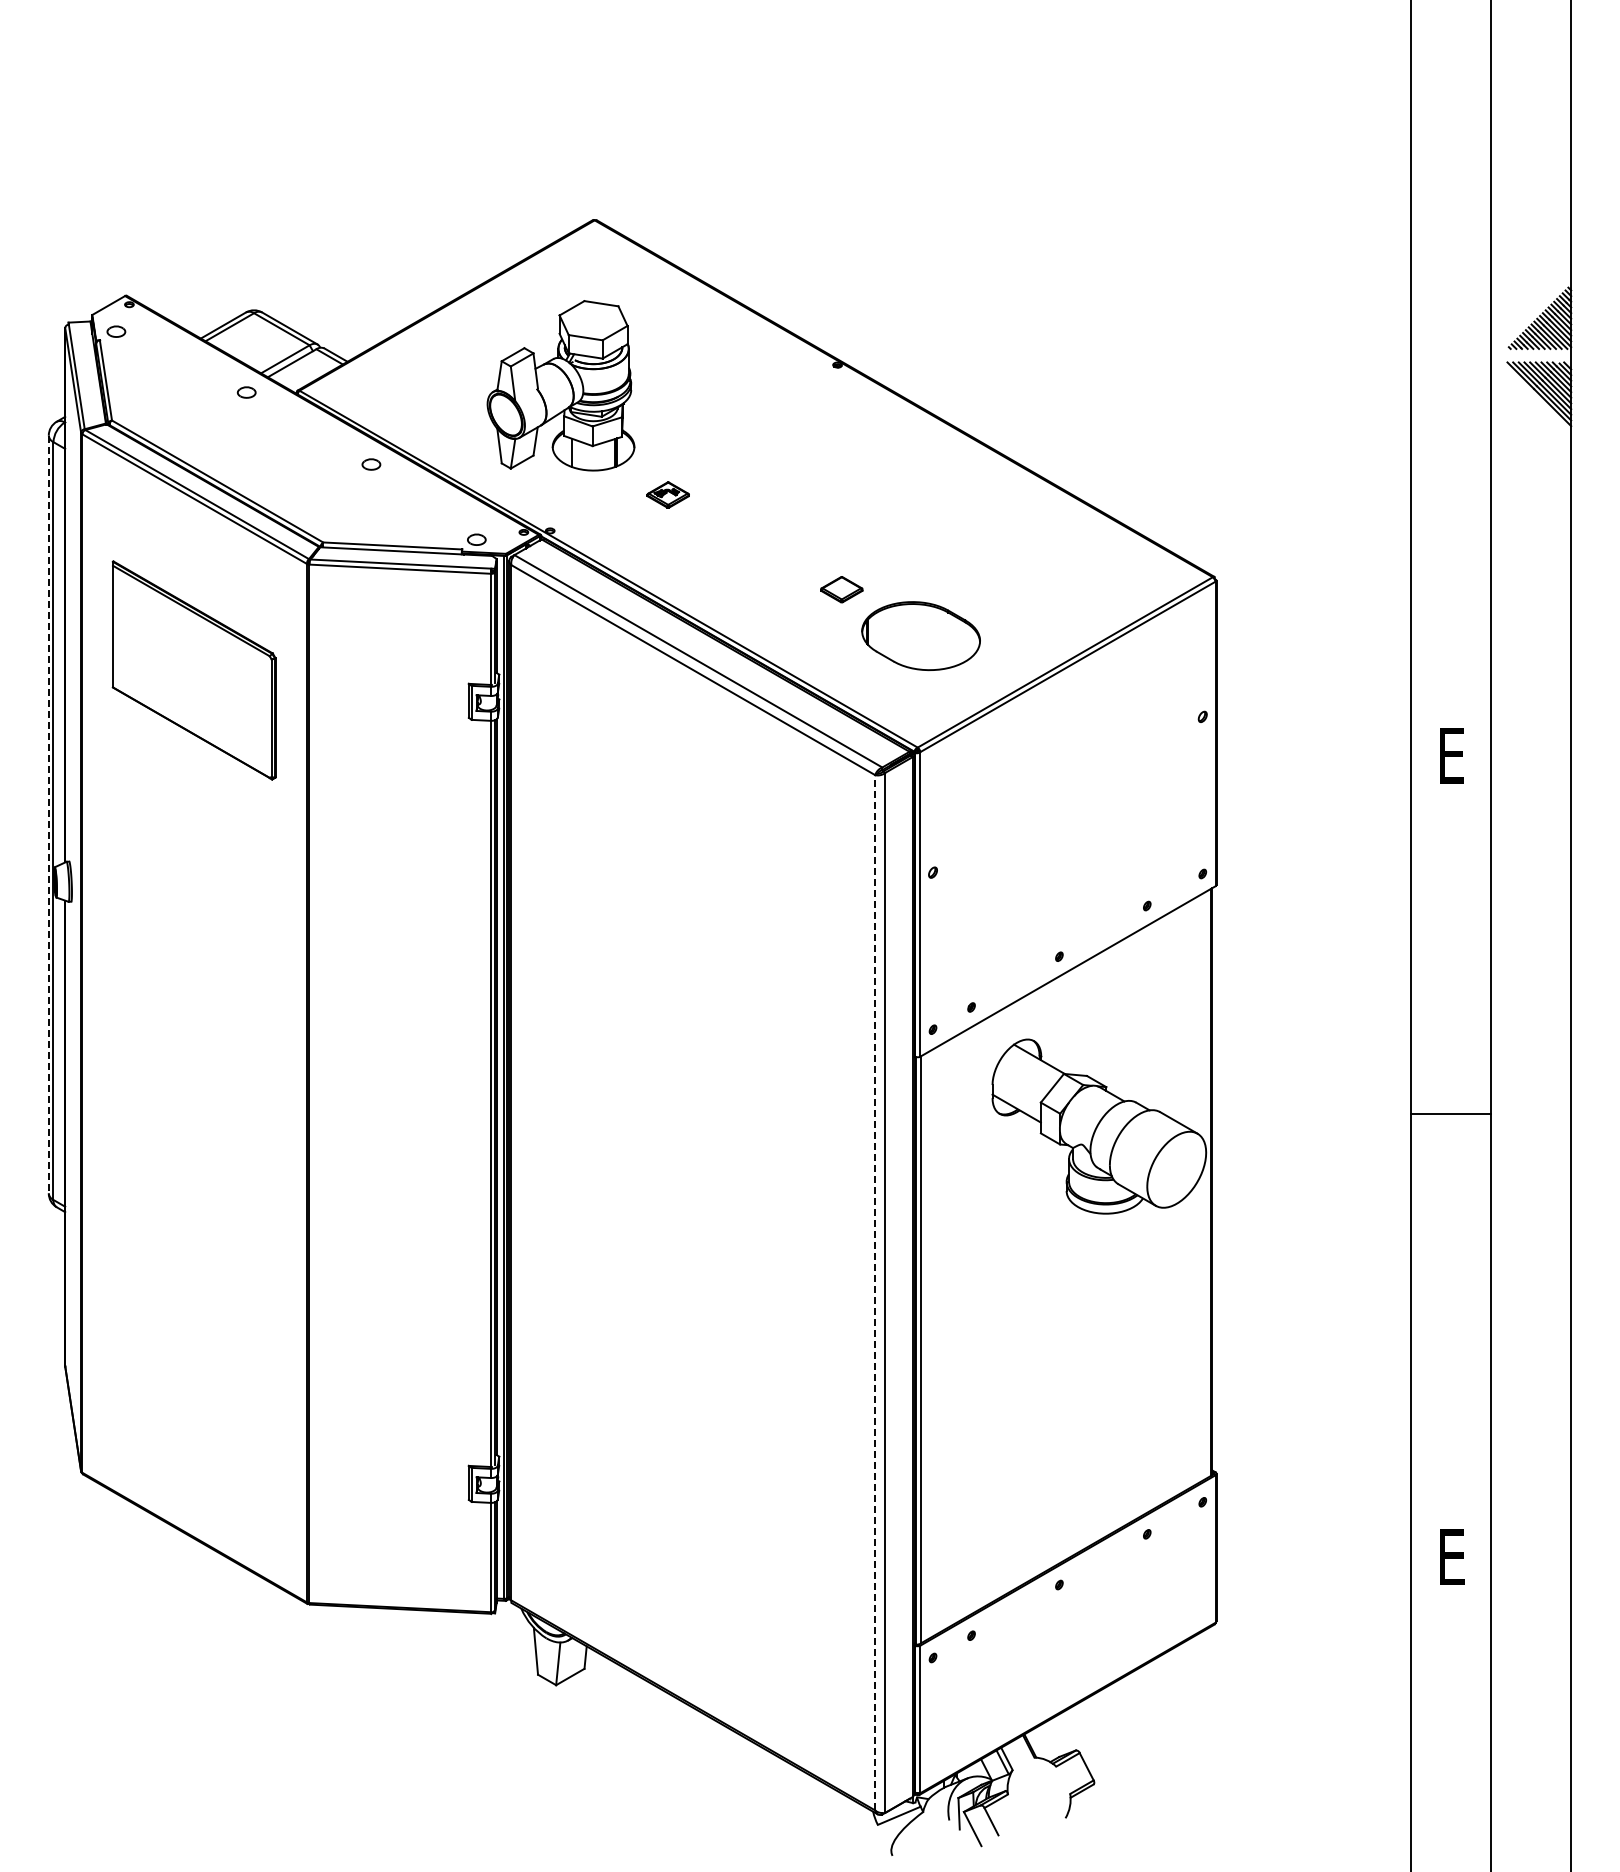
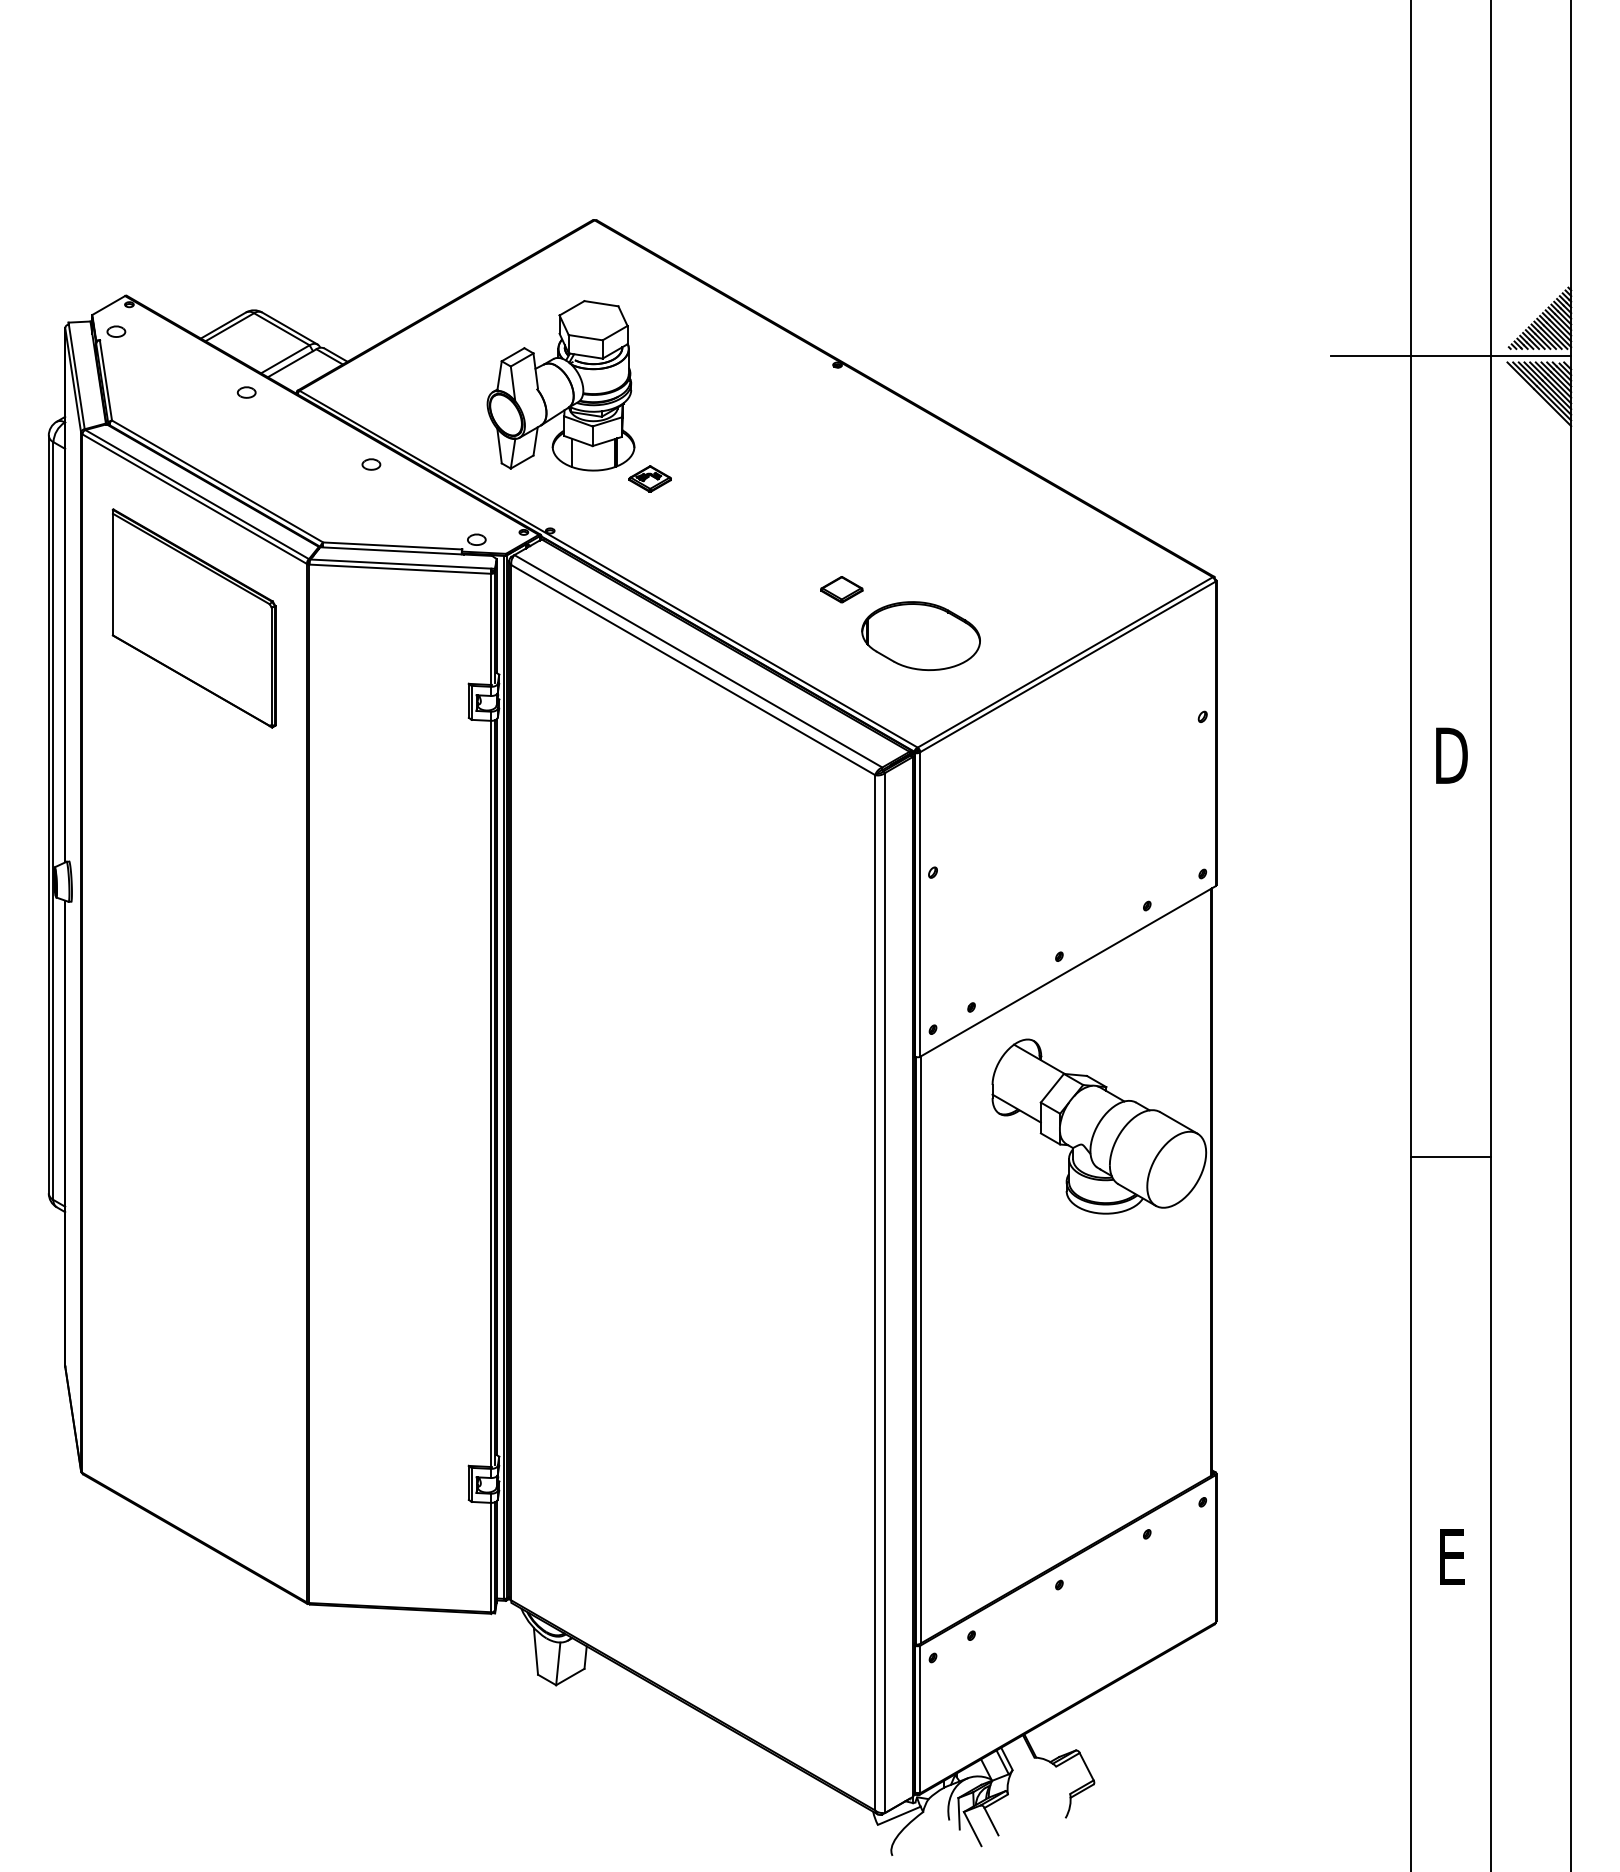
line: none -> present (1450, 355)
part position: (667, 494) -> (649, 478) (649, 478)
part position: (193, 670) -> (193, 618) (193, 618)
text: E -> D (1451, 755)
line: dashed -> solid (48, 814)
line position: (1450, 1114) -> (1450, 1157) (1450, 1157)
line: dashed -> solid (875, 1292)
